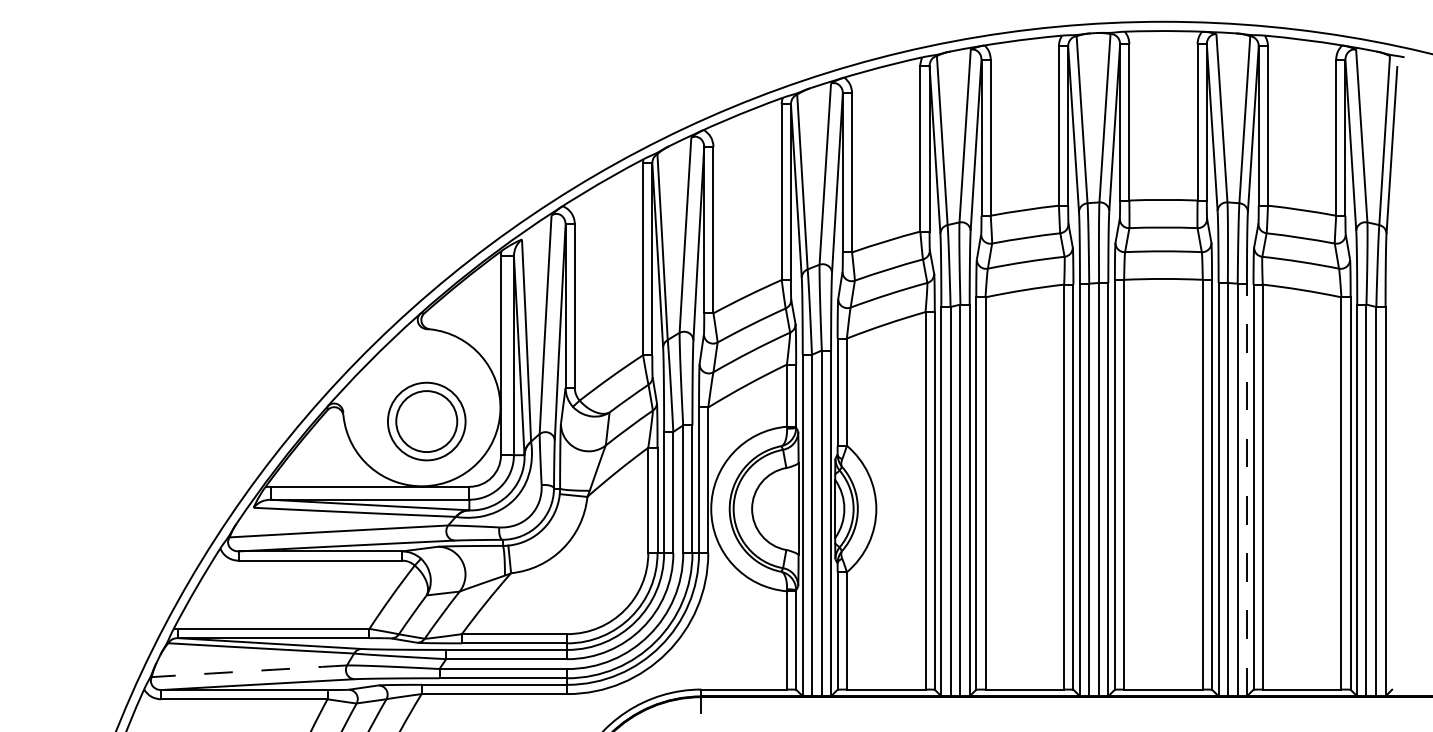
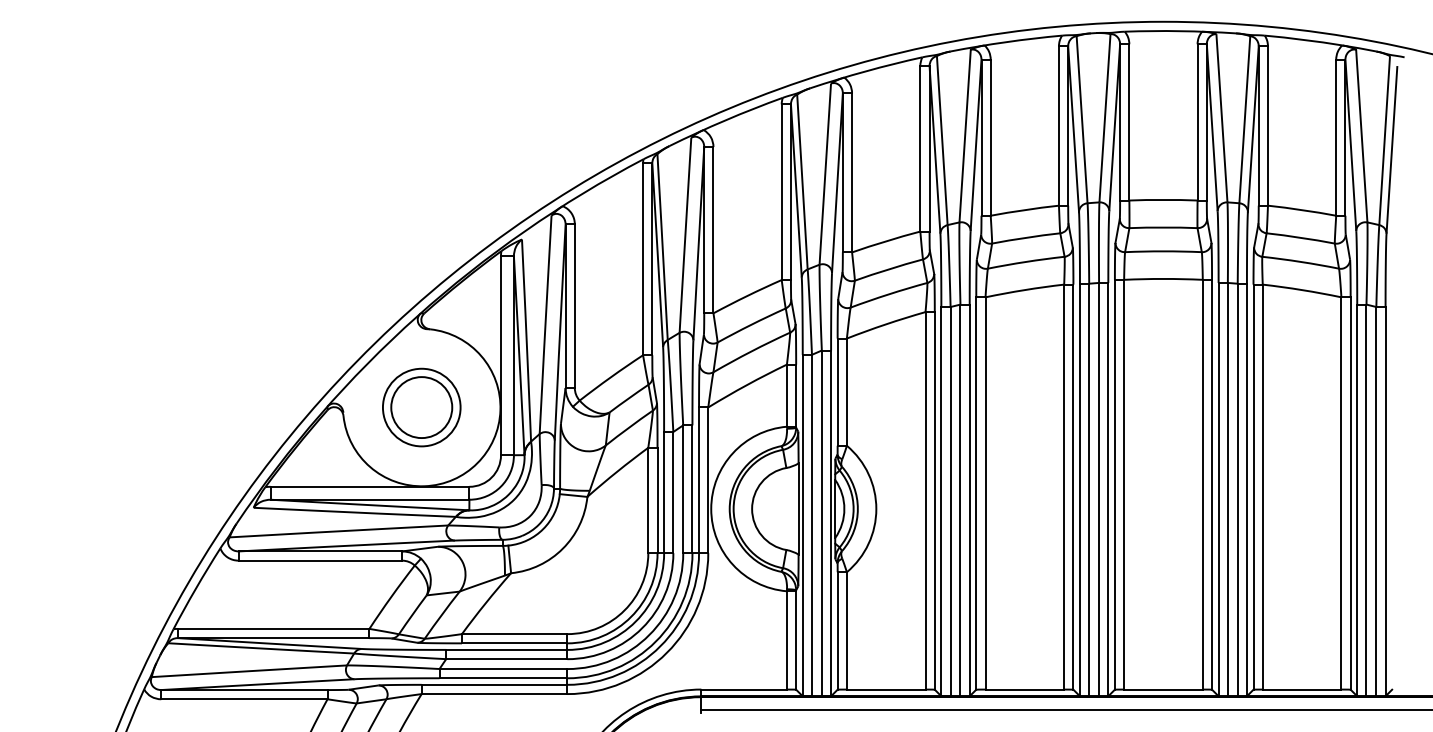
part position: (426, 421) -> (421, 407) (421, 407)
line: dashed -> solid (1246, 489)
arc: dashed -> solid (249, 671)
line: none -> present (1065, 710)
